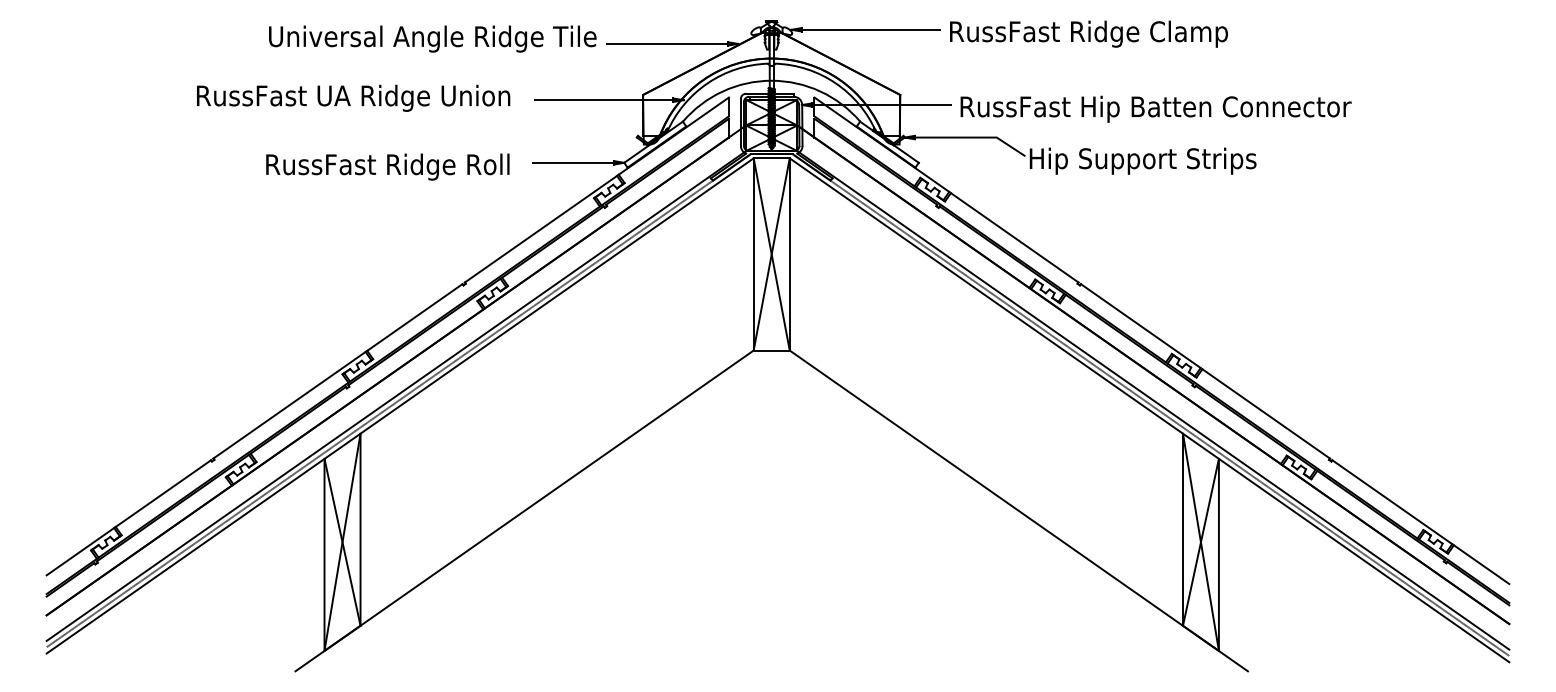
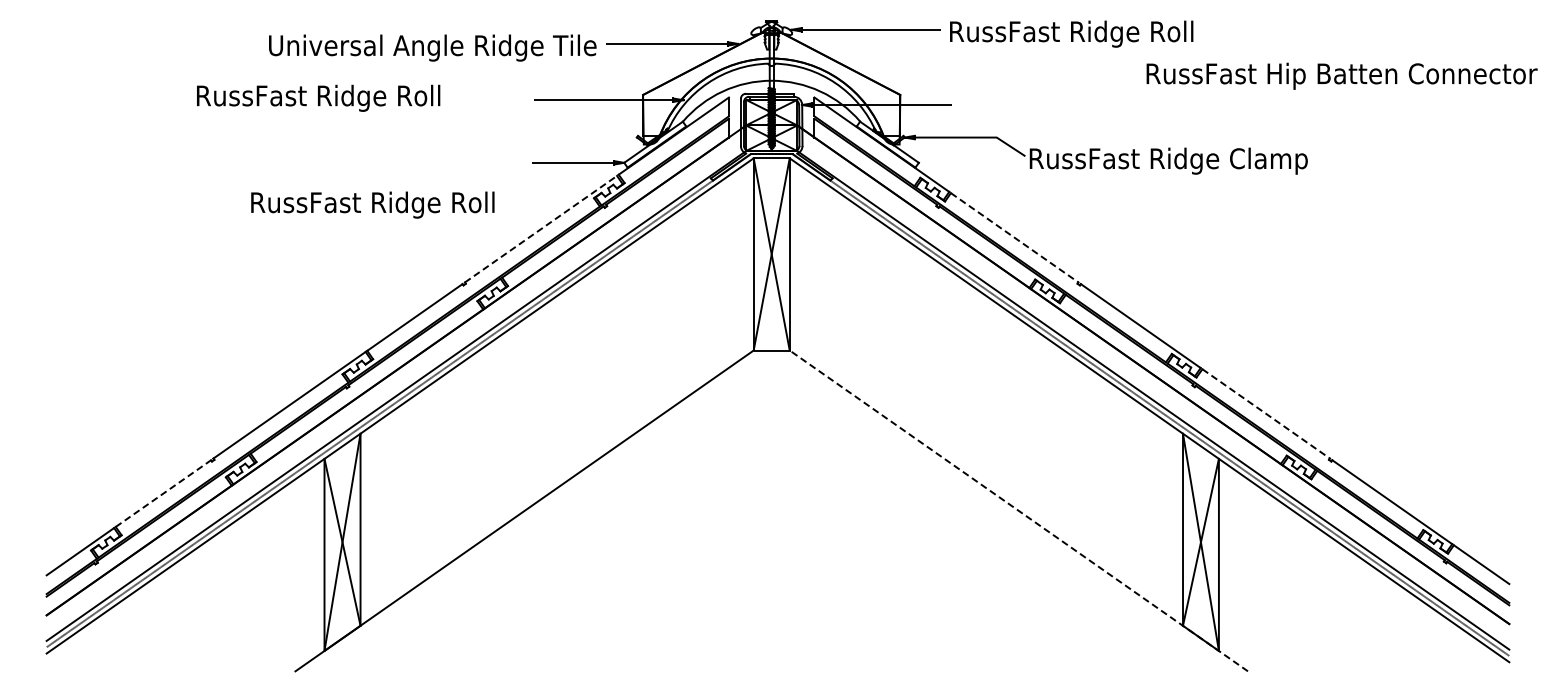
text: RussFast Ridge Clamp -> RussFast Ridge Roll (1188, 33)
text position: (432, 38) -> (432, 47) (432, 47)
text: RussFast UA Ridge Union -> RussFast Ridge Roll (413, 97)
text position: (1155, 108) -> (1341, 75) (1341, 75)
text: Hip Support Strips -> RussFast Ridge Clamp (1169, 160)
text position: (387, 166) -> (372, 204) (372, 204)
line: solid -> dashed (541, 229)
line: solid -> dashed (1014, 237)
line: solid -> dashed (1266, 413)
line: solid -> dashed (163, 493)
line: solid -> dashed (1018, 510)
